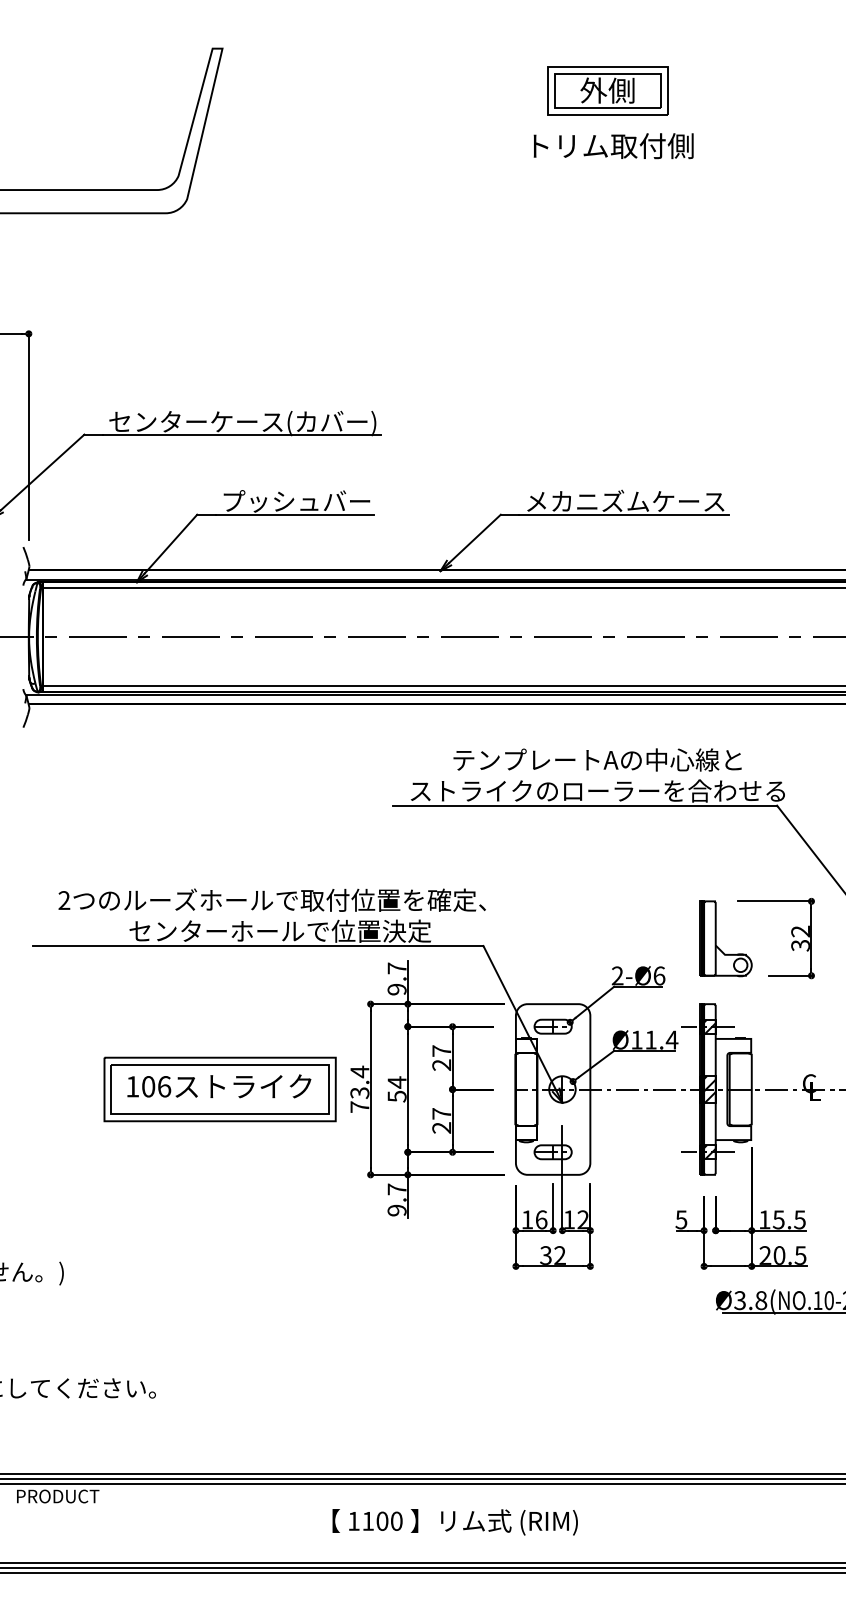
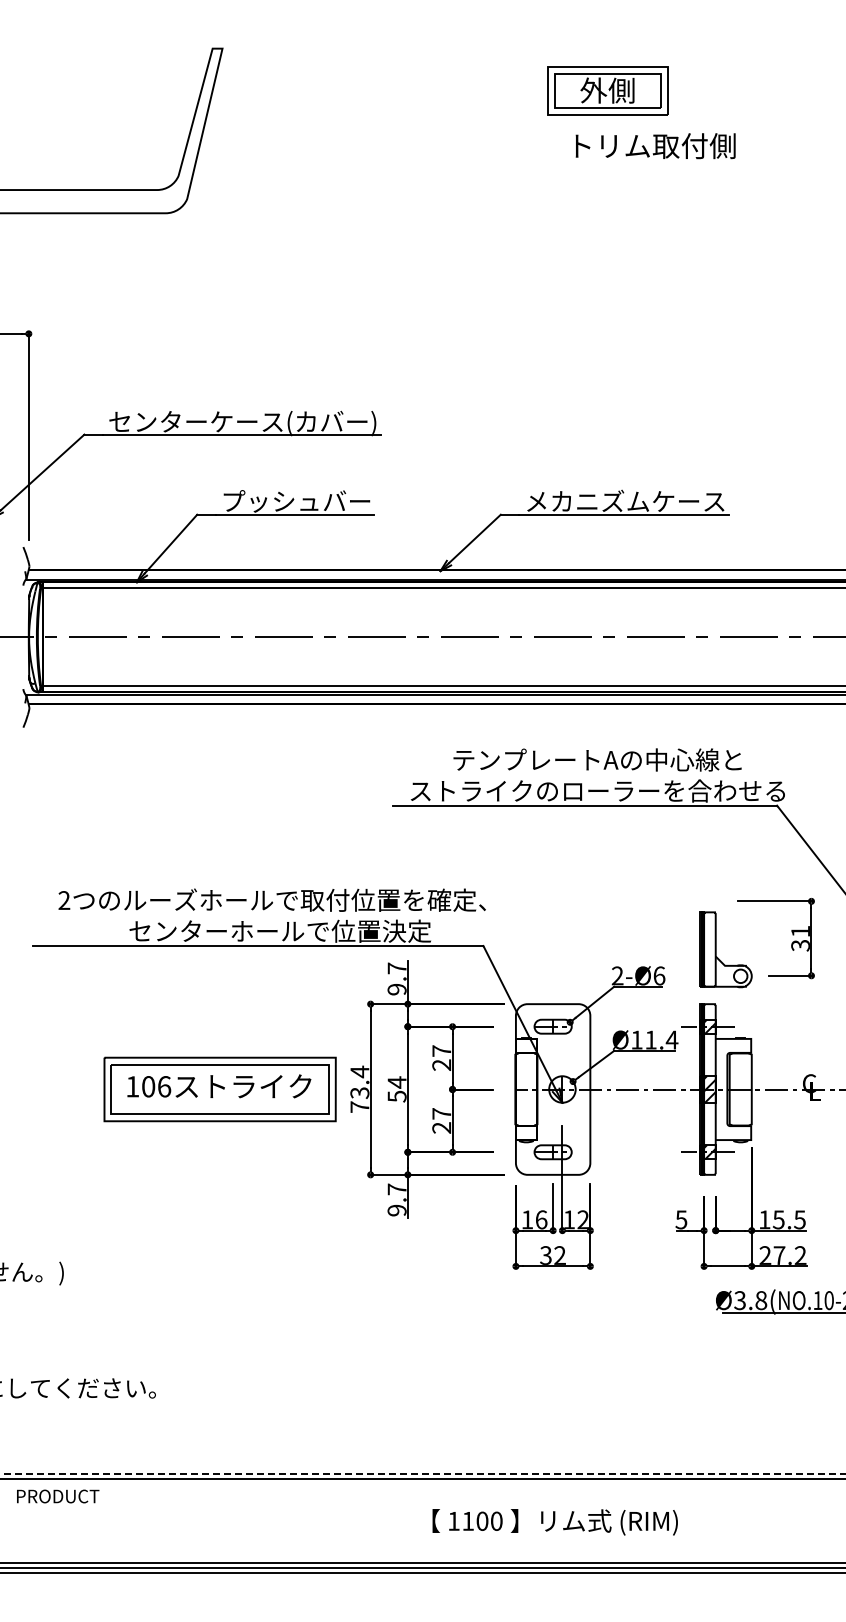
text position: (613, 146) -> (655, 146) (655, 146)
text: 32 -> 31 (800, 931)
part position: (716, 938) -> (716, 949) (716, 949)
text: 20.5 -> 27.2 (789, 1255)
line: solid -> dashed (423, 1474)
line: present -> none (422, 1484)
text position: (454, 1522) -> (554, 1522) (554, 1522)
